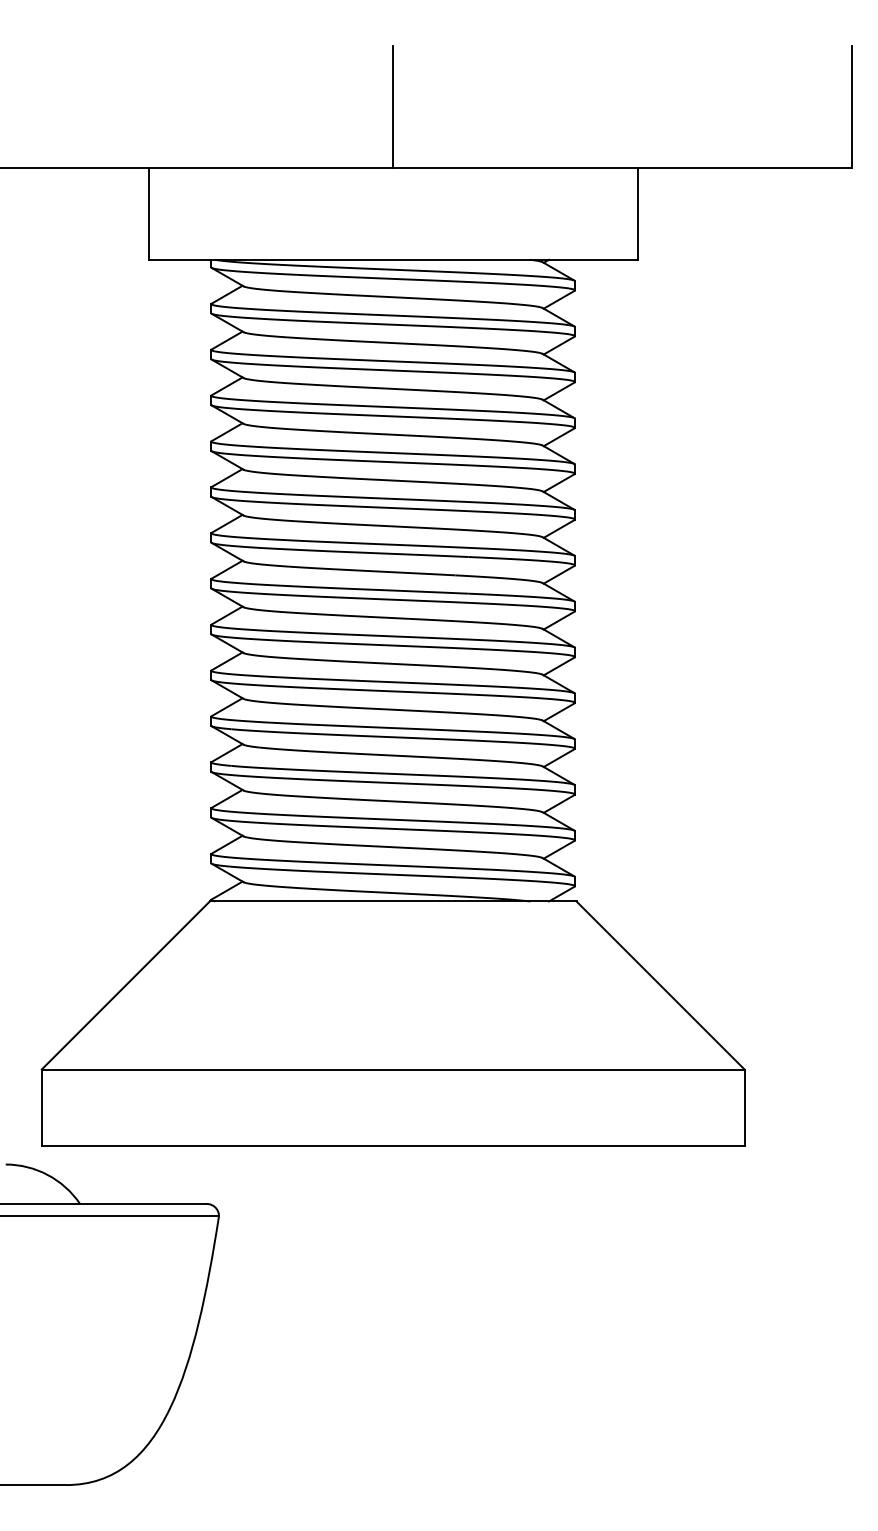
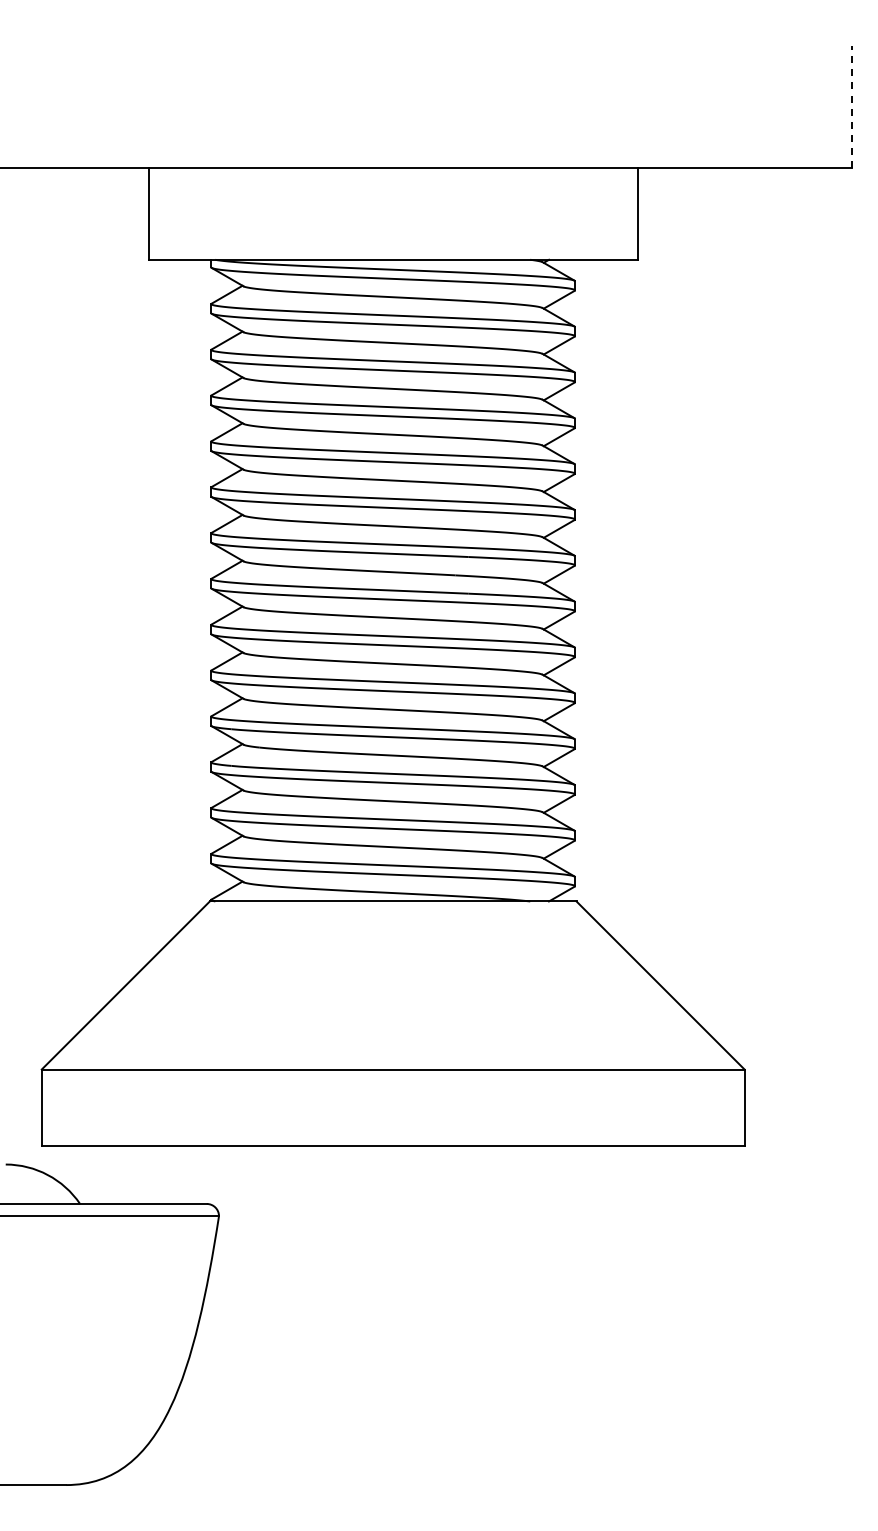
line: present -> none (393, 106)
line: solid -> dashed (851, 106)
